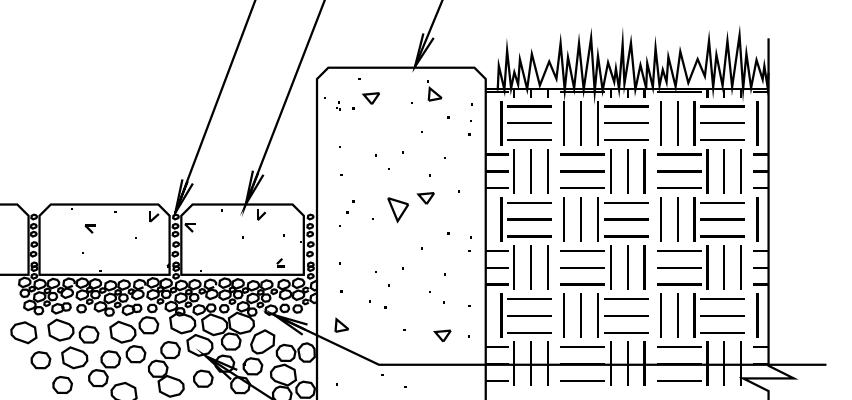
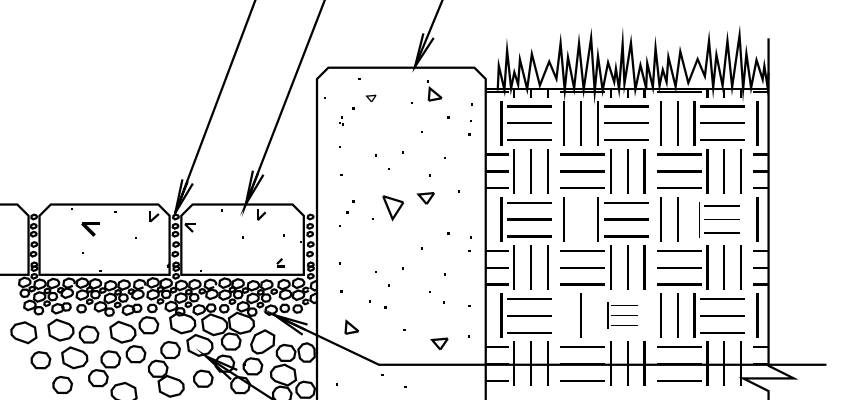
part size: 18x13 px -> 12x9 px (370, 98)
part position: (338, 105) -> (341, 120) (341, 120)
part position: (397, 210) -> (392, 208) (392, 208)
line: present -> none (580, 219)
part size: 52x45 px -> 41x36 px (719, 219)
part size: 12x10 px -> 19x15 px (90, 229)
line: present -> none (563, 315)
part size: 52x45 px -> 31x27 px (622, 315)
part position: (341, 324) -> (351, 326) (351, 326)
part position: (442, 335) -> (439, 343) (439, 343)
